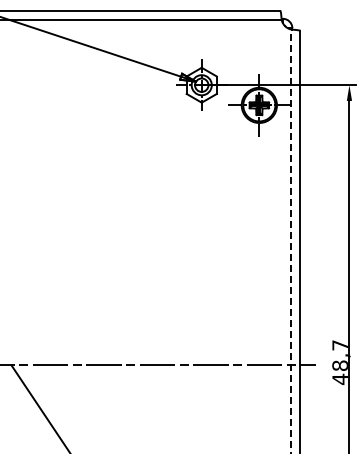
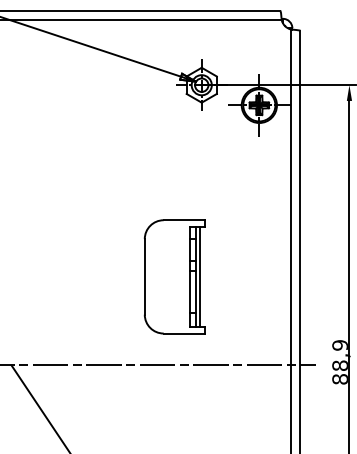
line: dashed -> solid (290, 241)
part: none -> present (174, 276)
text: 48,7 -> 88,9 (339, 362)
